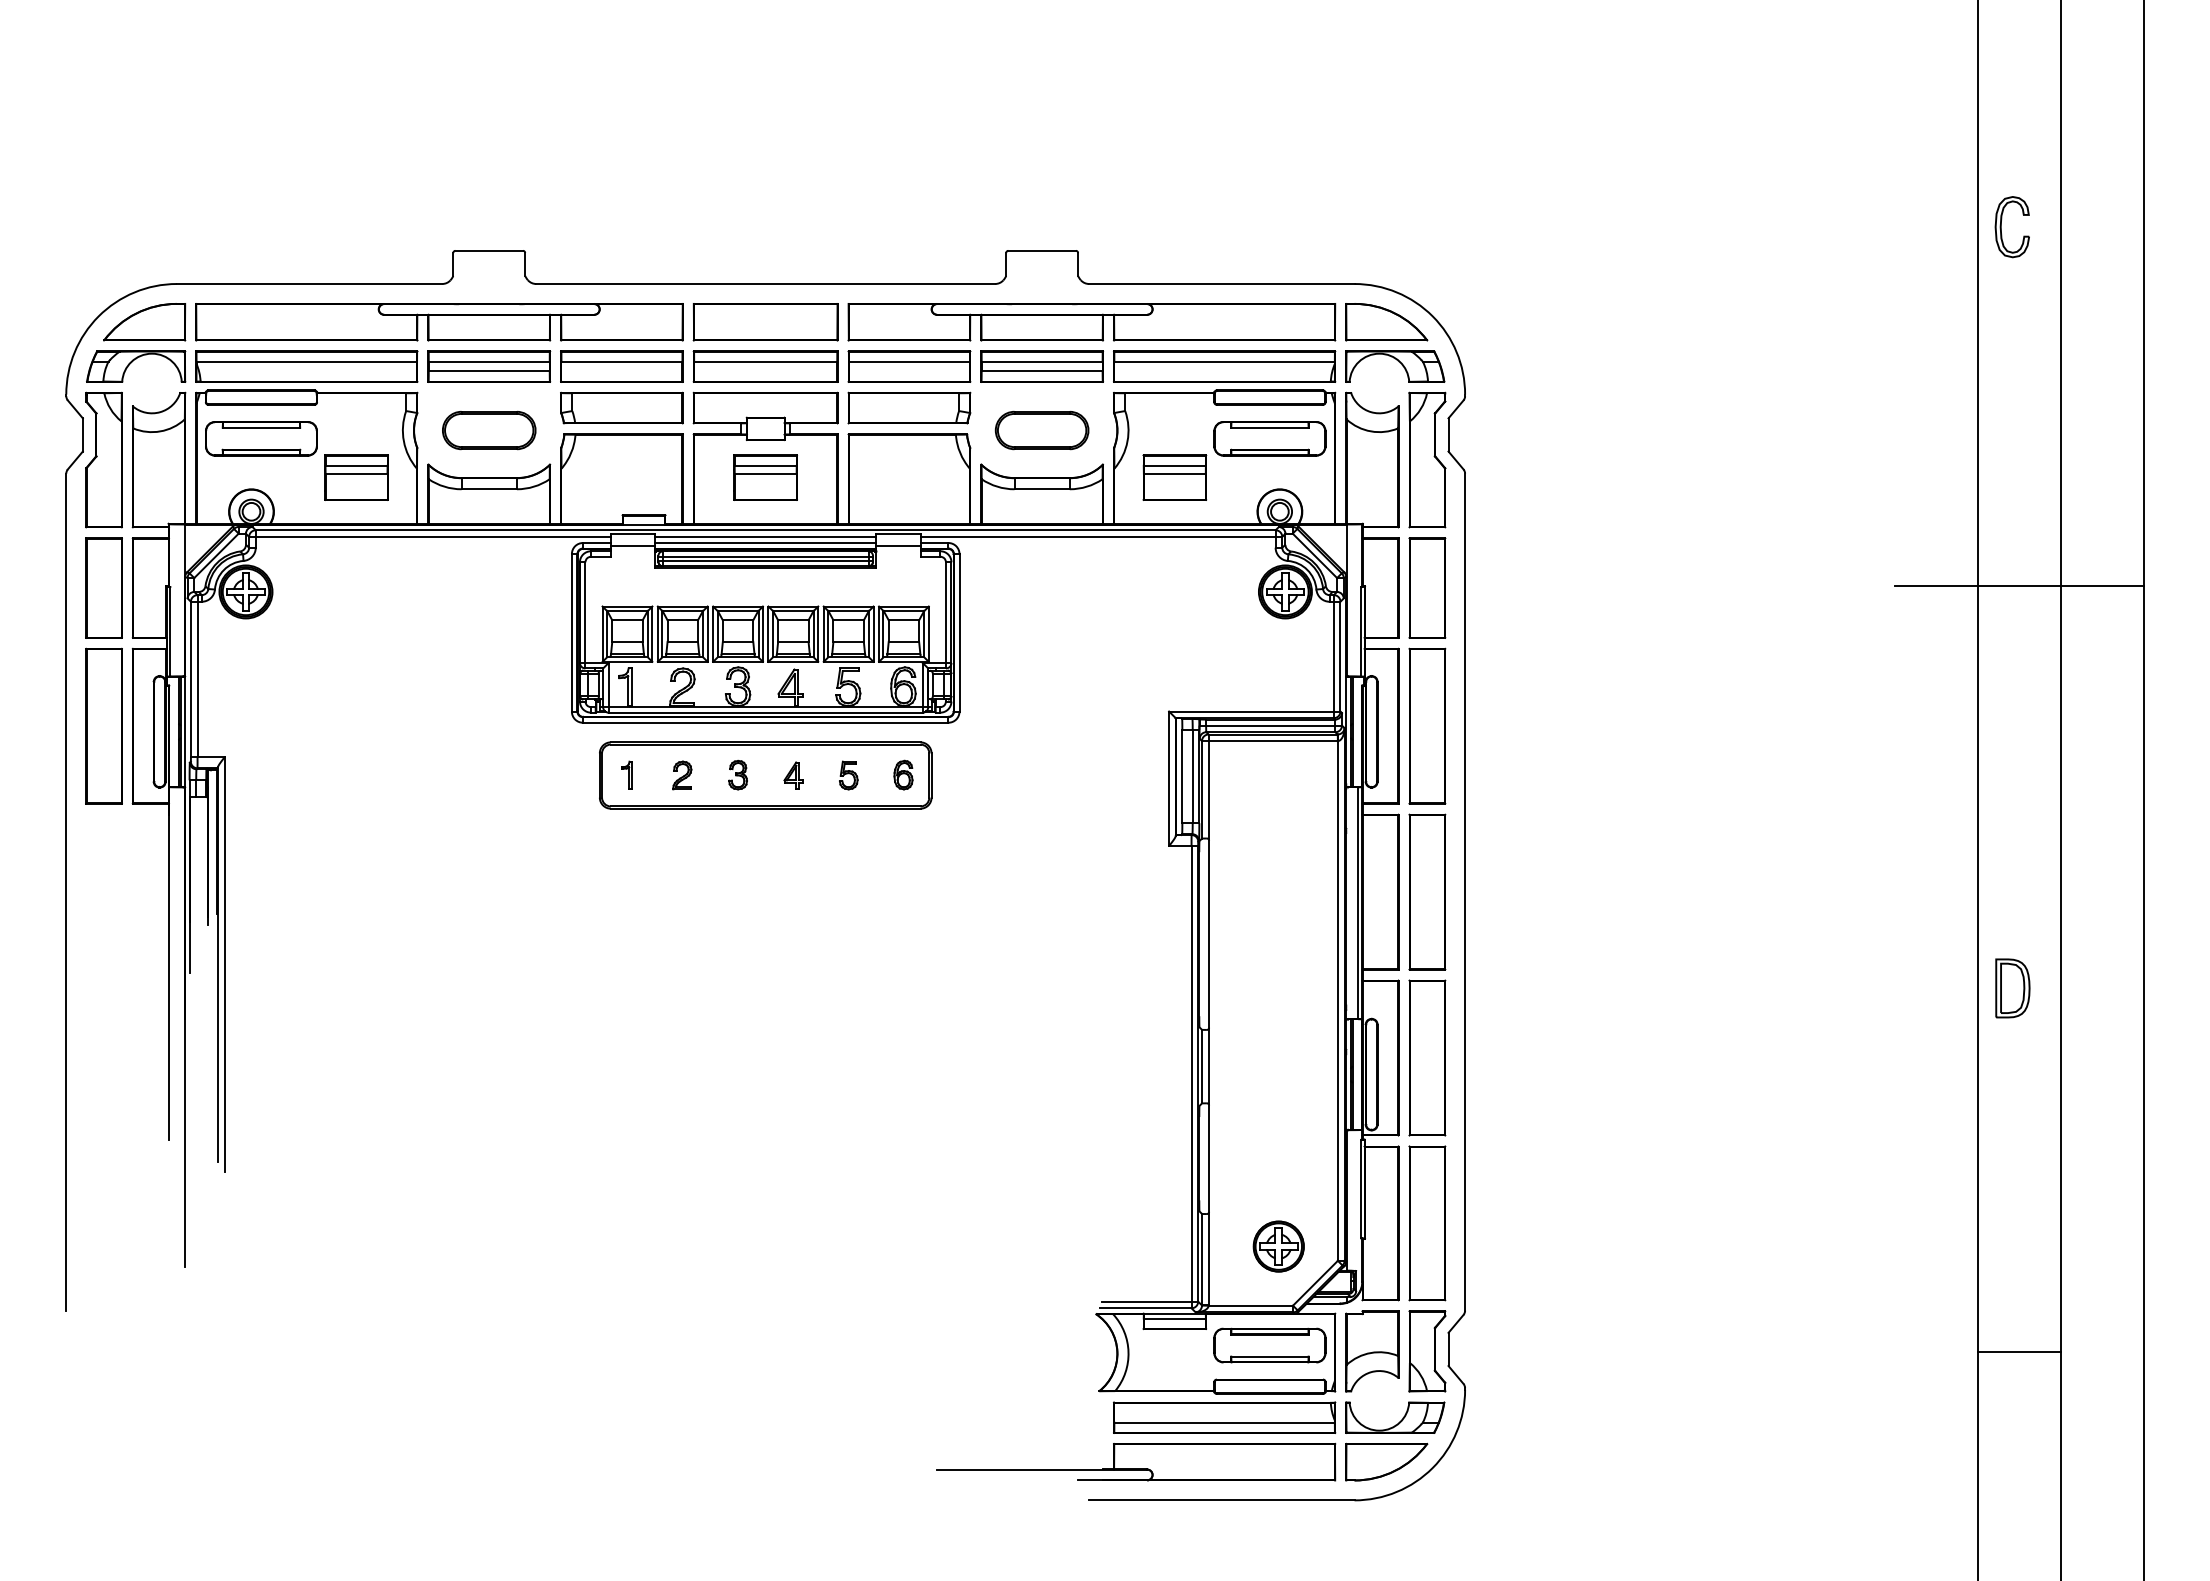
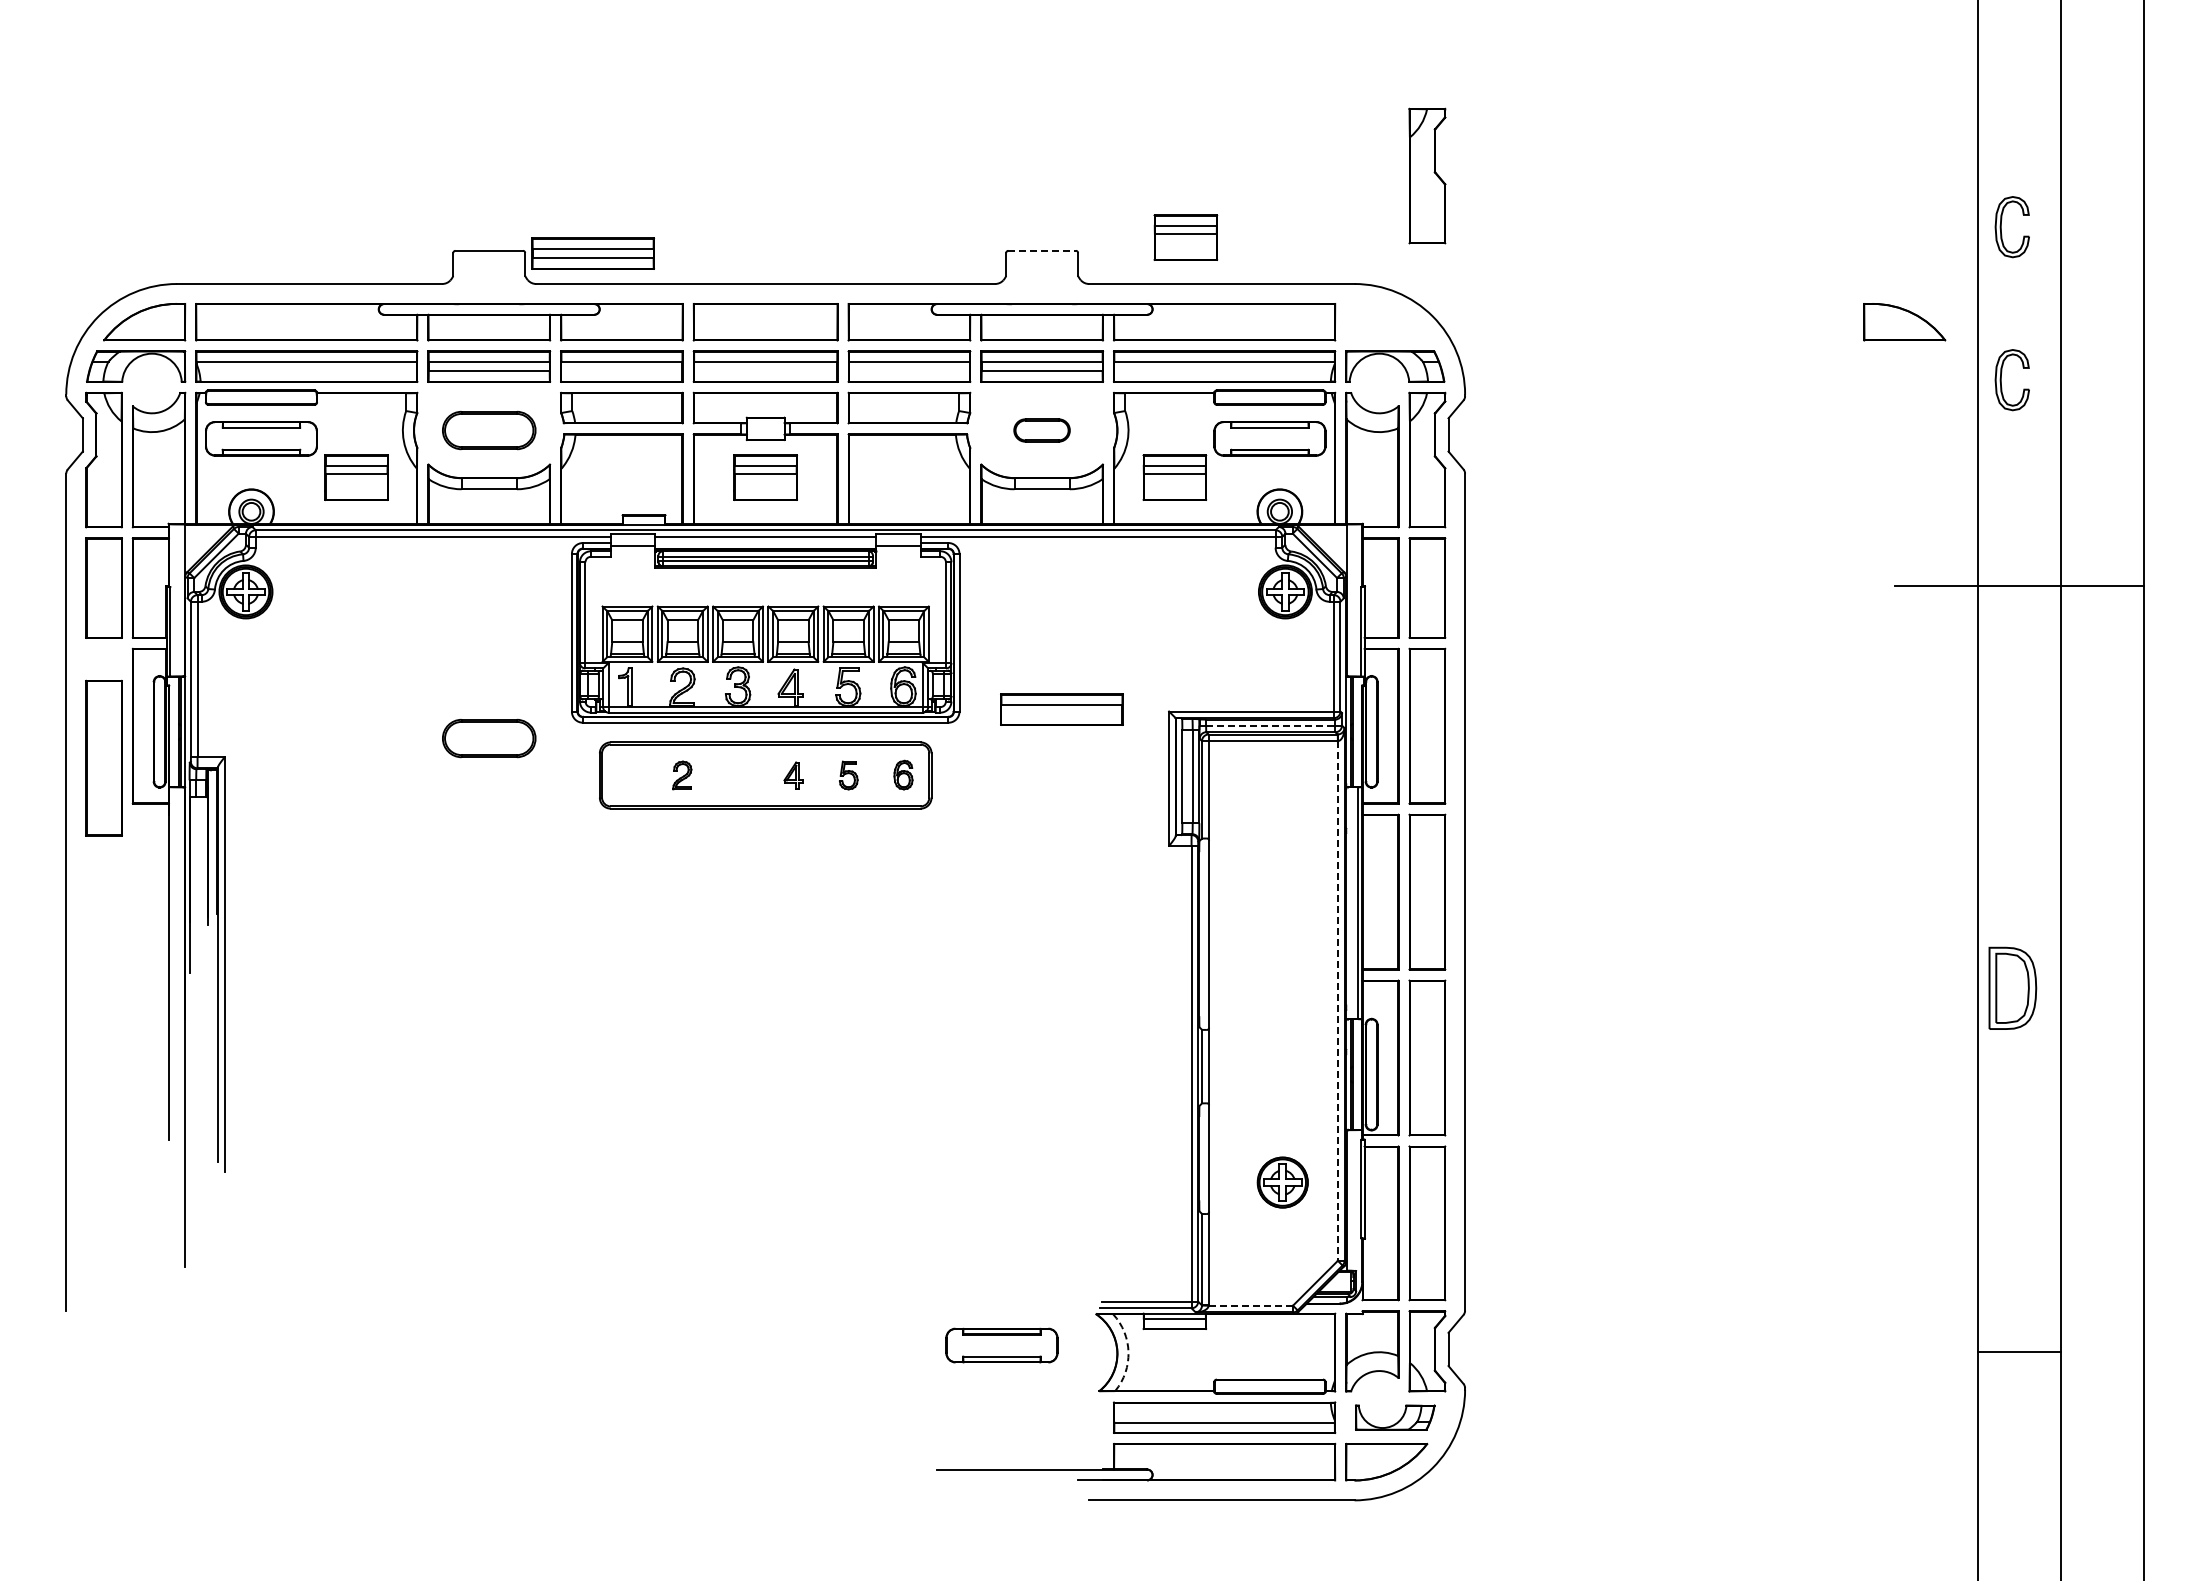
part: none -> present (1427, 175)
part: none -> present (1185, 237)
line: solid -> dashed (1042, 250)
part: none -> present (592, 253)
part position: (1386, 322) -> (1904, 322) (1904, 322)
part: none -> present (2001, 380)
part size: 96x41 px -> 58x25 px (1041, 430)
line: present -> none (765, 543)
part: none -> present (1061, 709)
part position: (103, 725) -> (103, 757) (103, 757)
line: solid -> dashed (1270, 725)
part: none -> present (489, 738)
part: present -> none (626, 774)
part: present -> none (737, 774)
part size: 36x61 px -> 50x84 px (2012, 987)
line: solid -> dashed (1337, 1000)
part position: (1278, 1246) -> (1282, 1182) (1282, 1182)
line: solid -> dashed (1251, 1305)
part position: (1269, 1345) -> (1001, 1345) (1001, 1345)
arc: solid -> dashed (1128, 1352)
part size: 101x33 px -> 81x27 px (1395, 1417)
